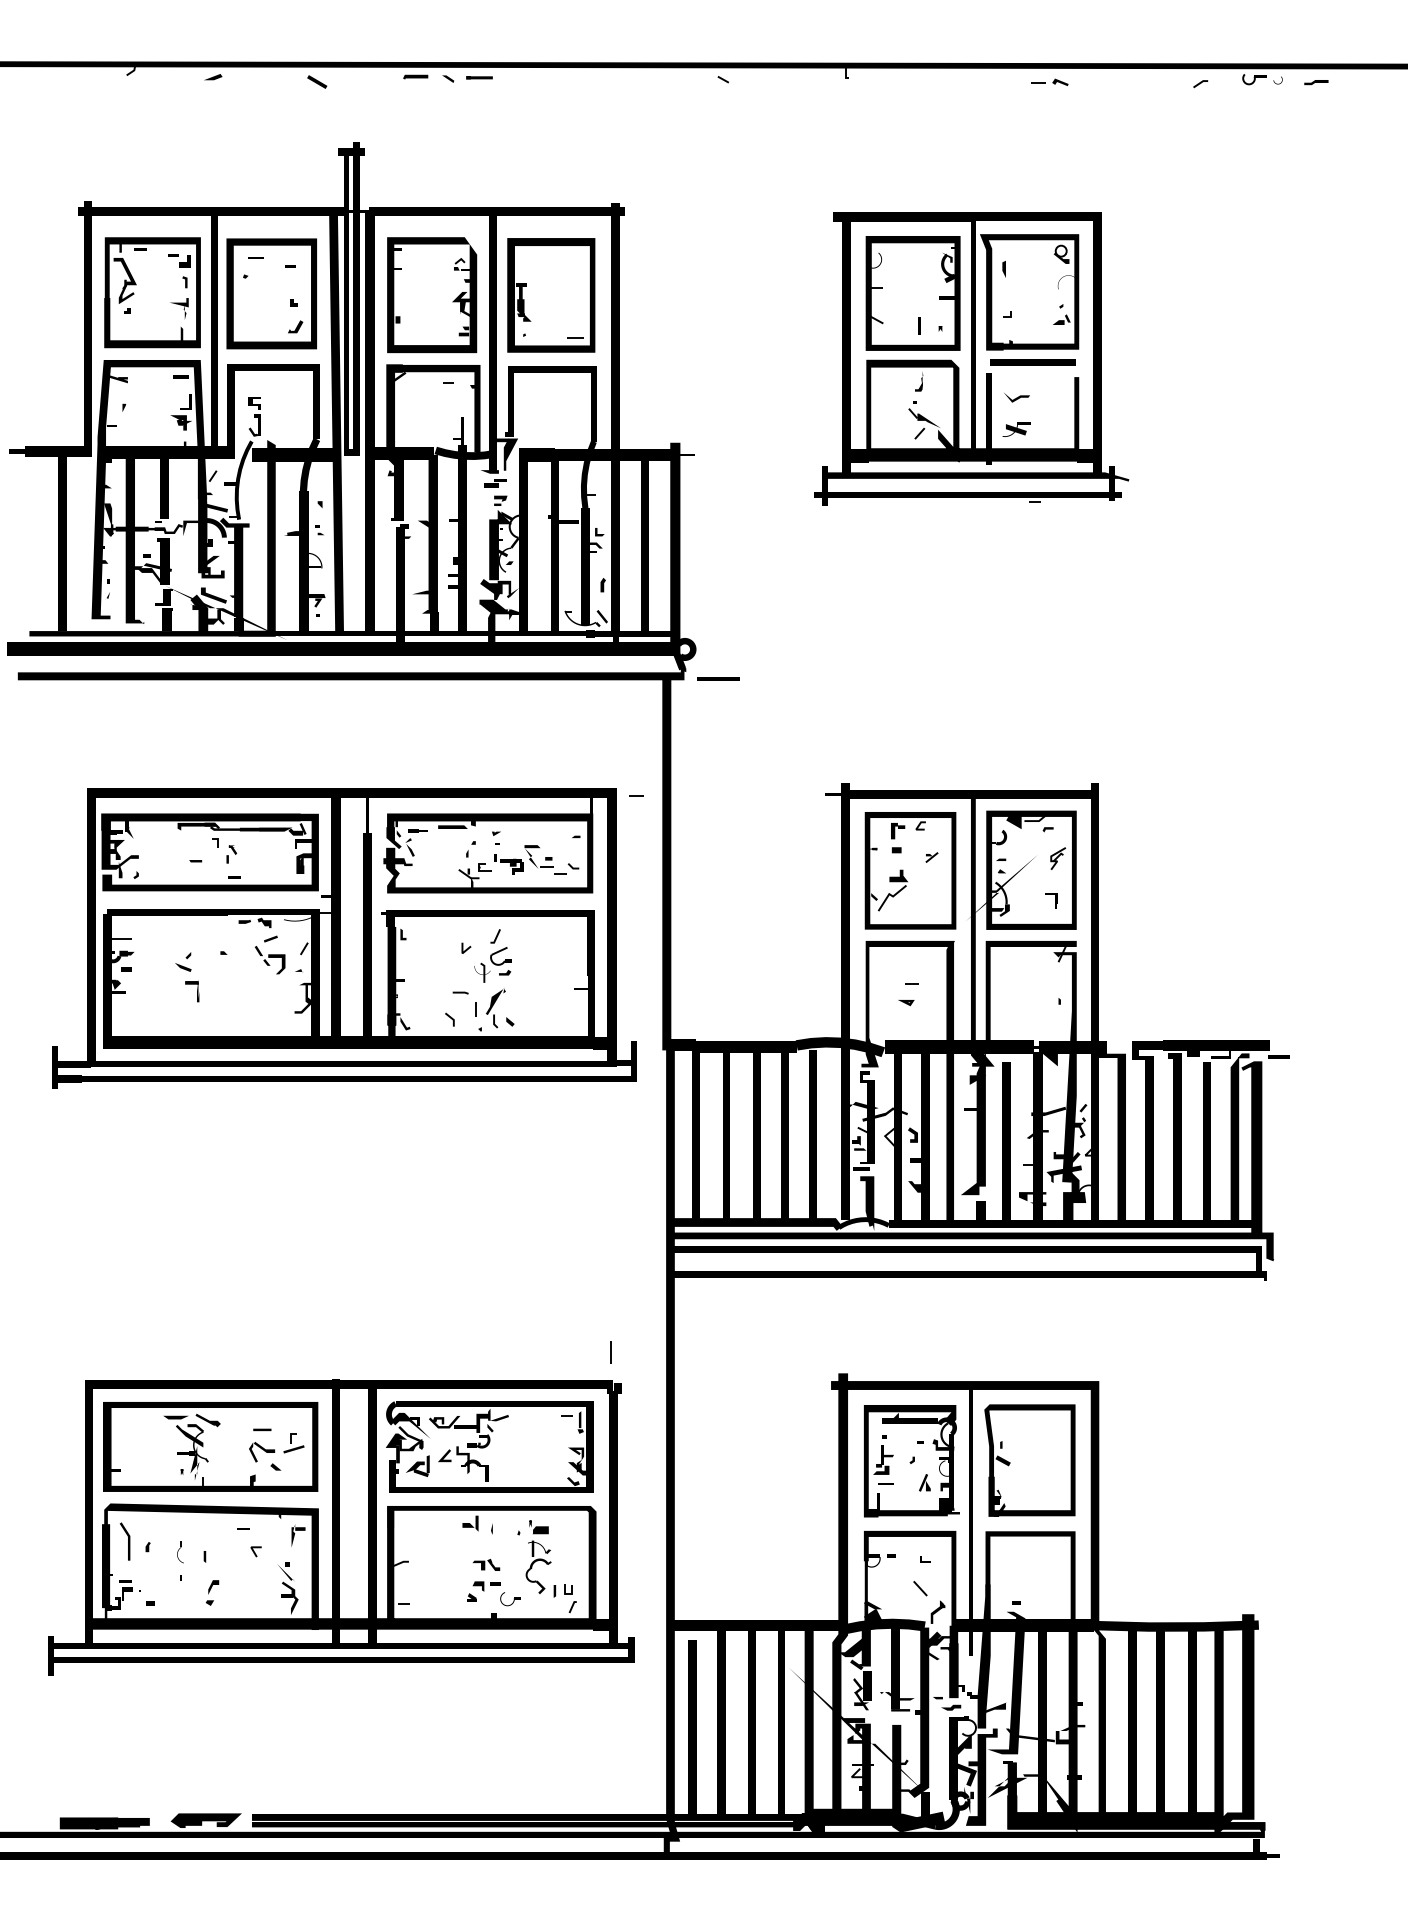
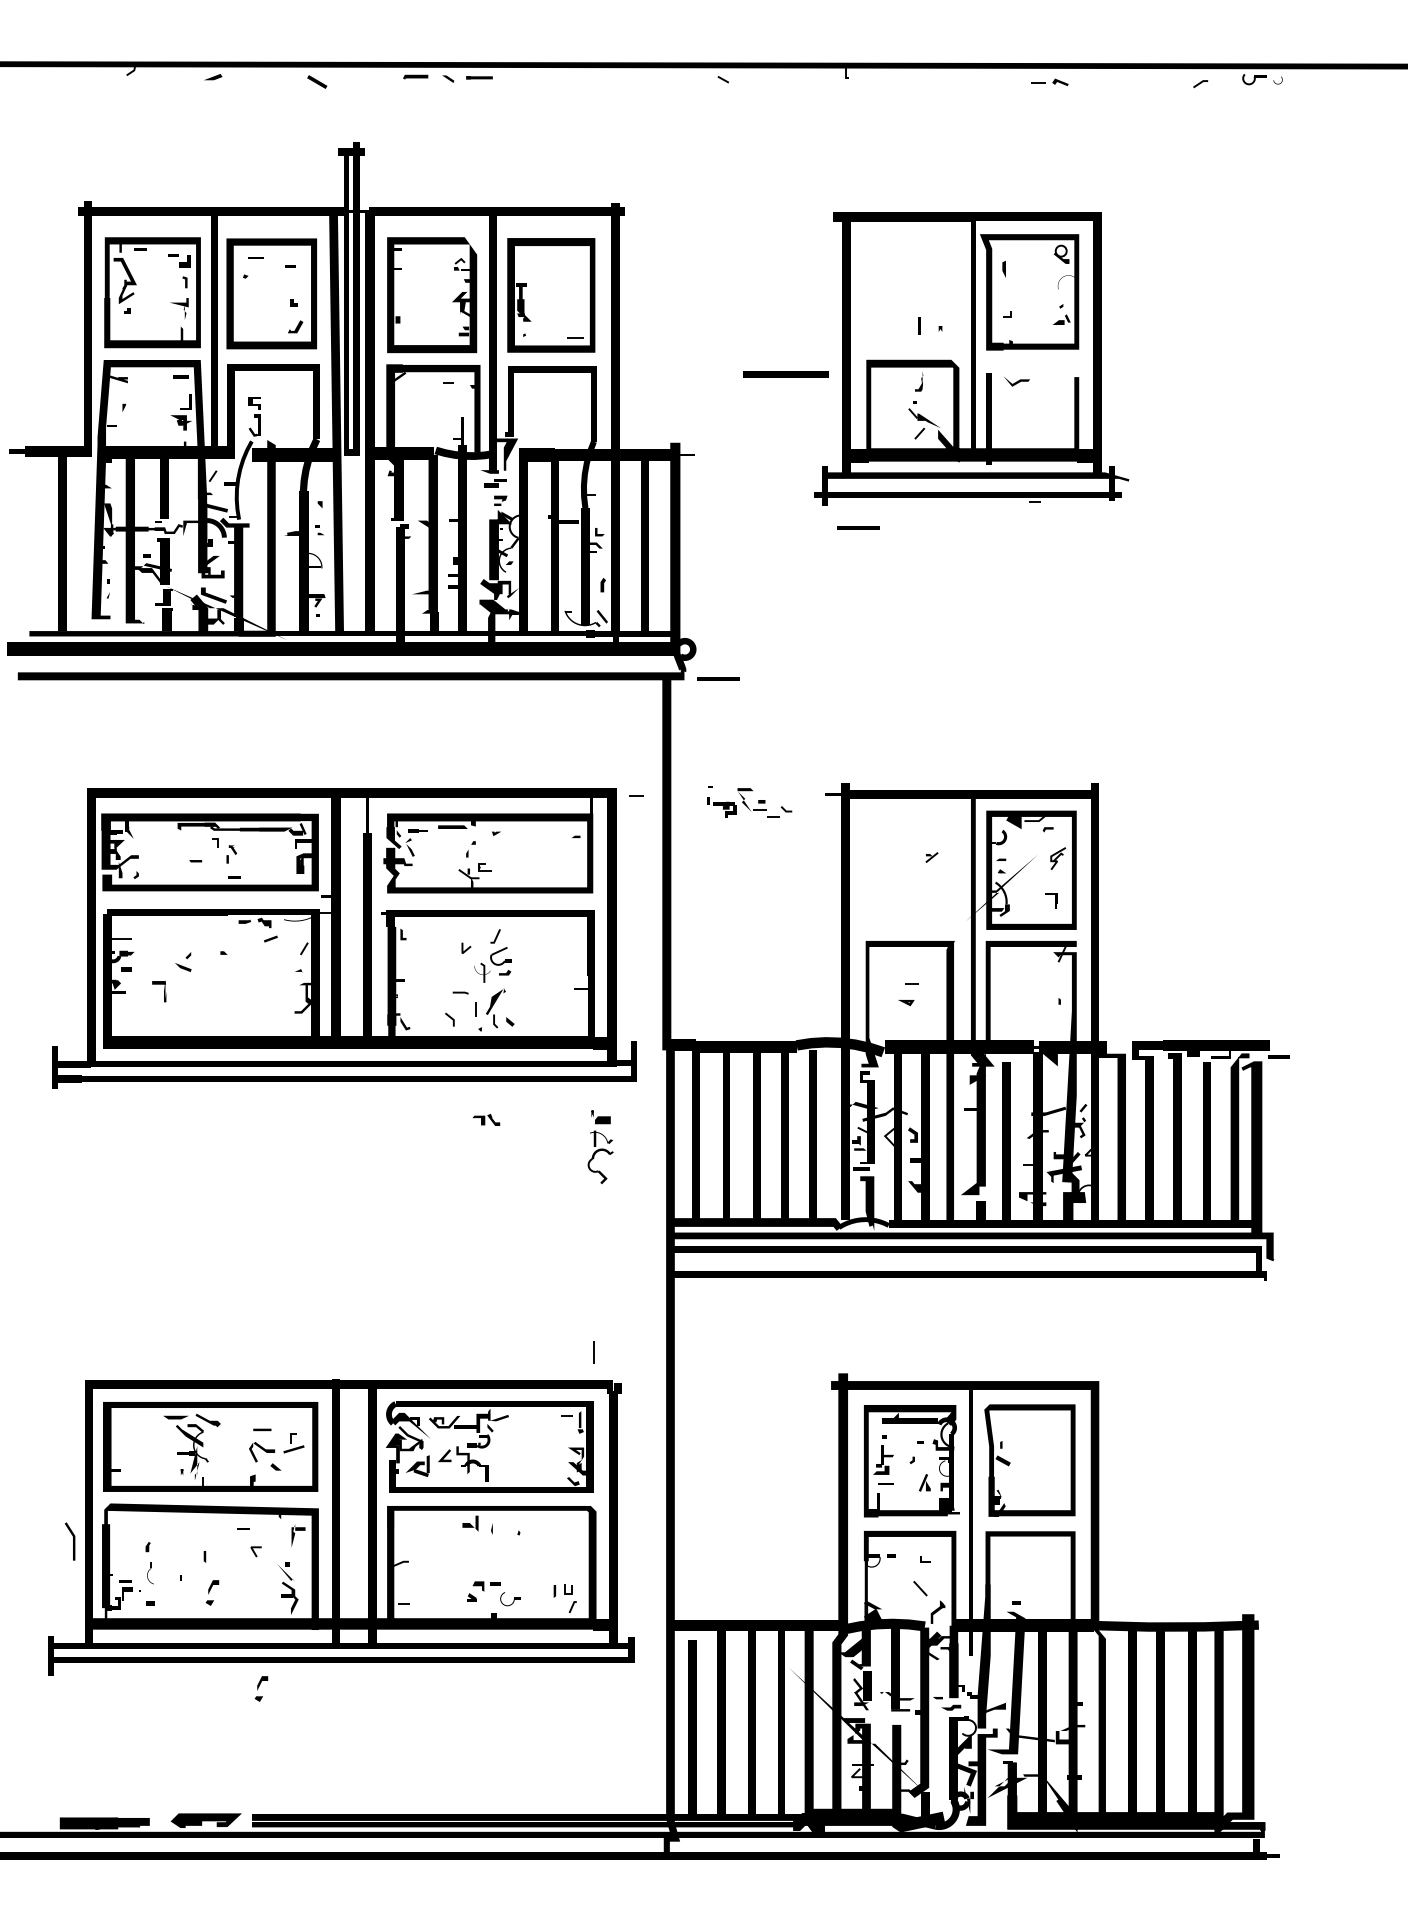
line: present -> none (1316, 82)
part: present -> none (912, 293)
line position: (1032, 362) -> (785, 374) (785, 374)
curve position: (1016, 397) -> (1016, 381) (1016, 381)
part: present -> none (1016, 429)
line: none -> present (858, 527)
part position: (536, 858) -> (749, 801) (749, 801)
part: present -> none (910, 870)
part: present -> none (270, 960)
curve position: (197, 991) -> (164, 991) (164, 991)
line position: (610, 1352) -> (593, 1352) (593, 1352)
line position: (128, 1541) -> (73, 1541) (73, 1541)
part position: (180, 1552) -> (150, 1573) (150, 1573)
part position: (538, 1556) -> (600, 1146) (600, 1146)
part position: (486, 1564) -> (486, 1119) (486, 1119)
part: none -> present (261, 1688)
